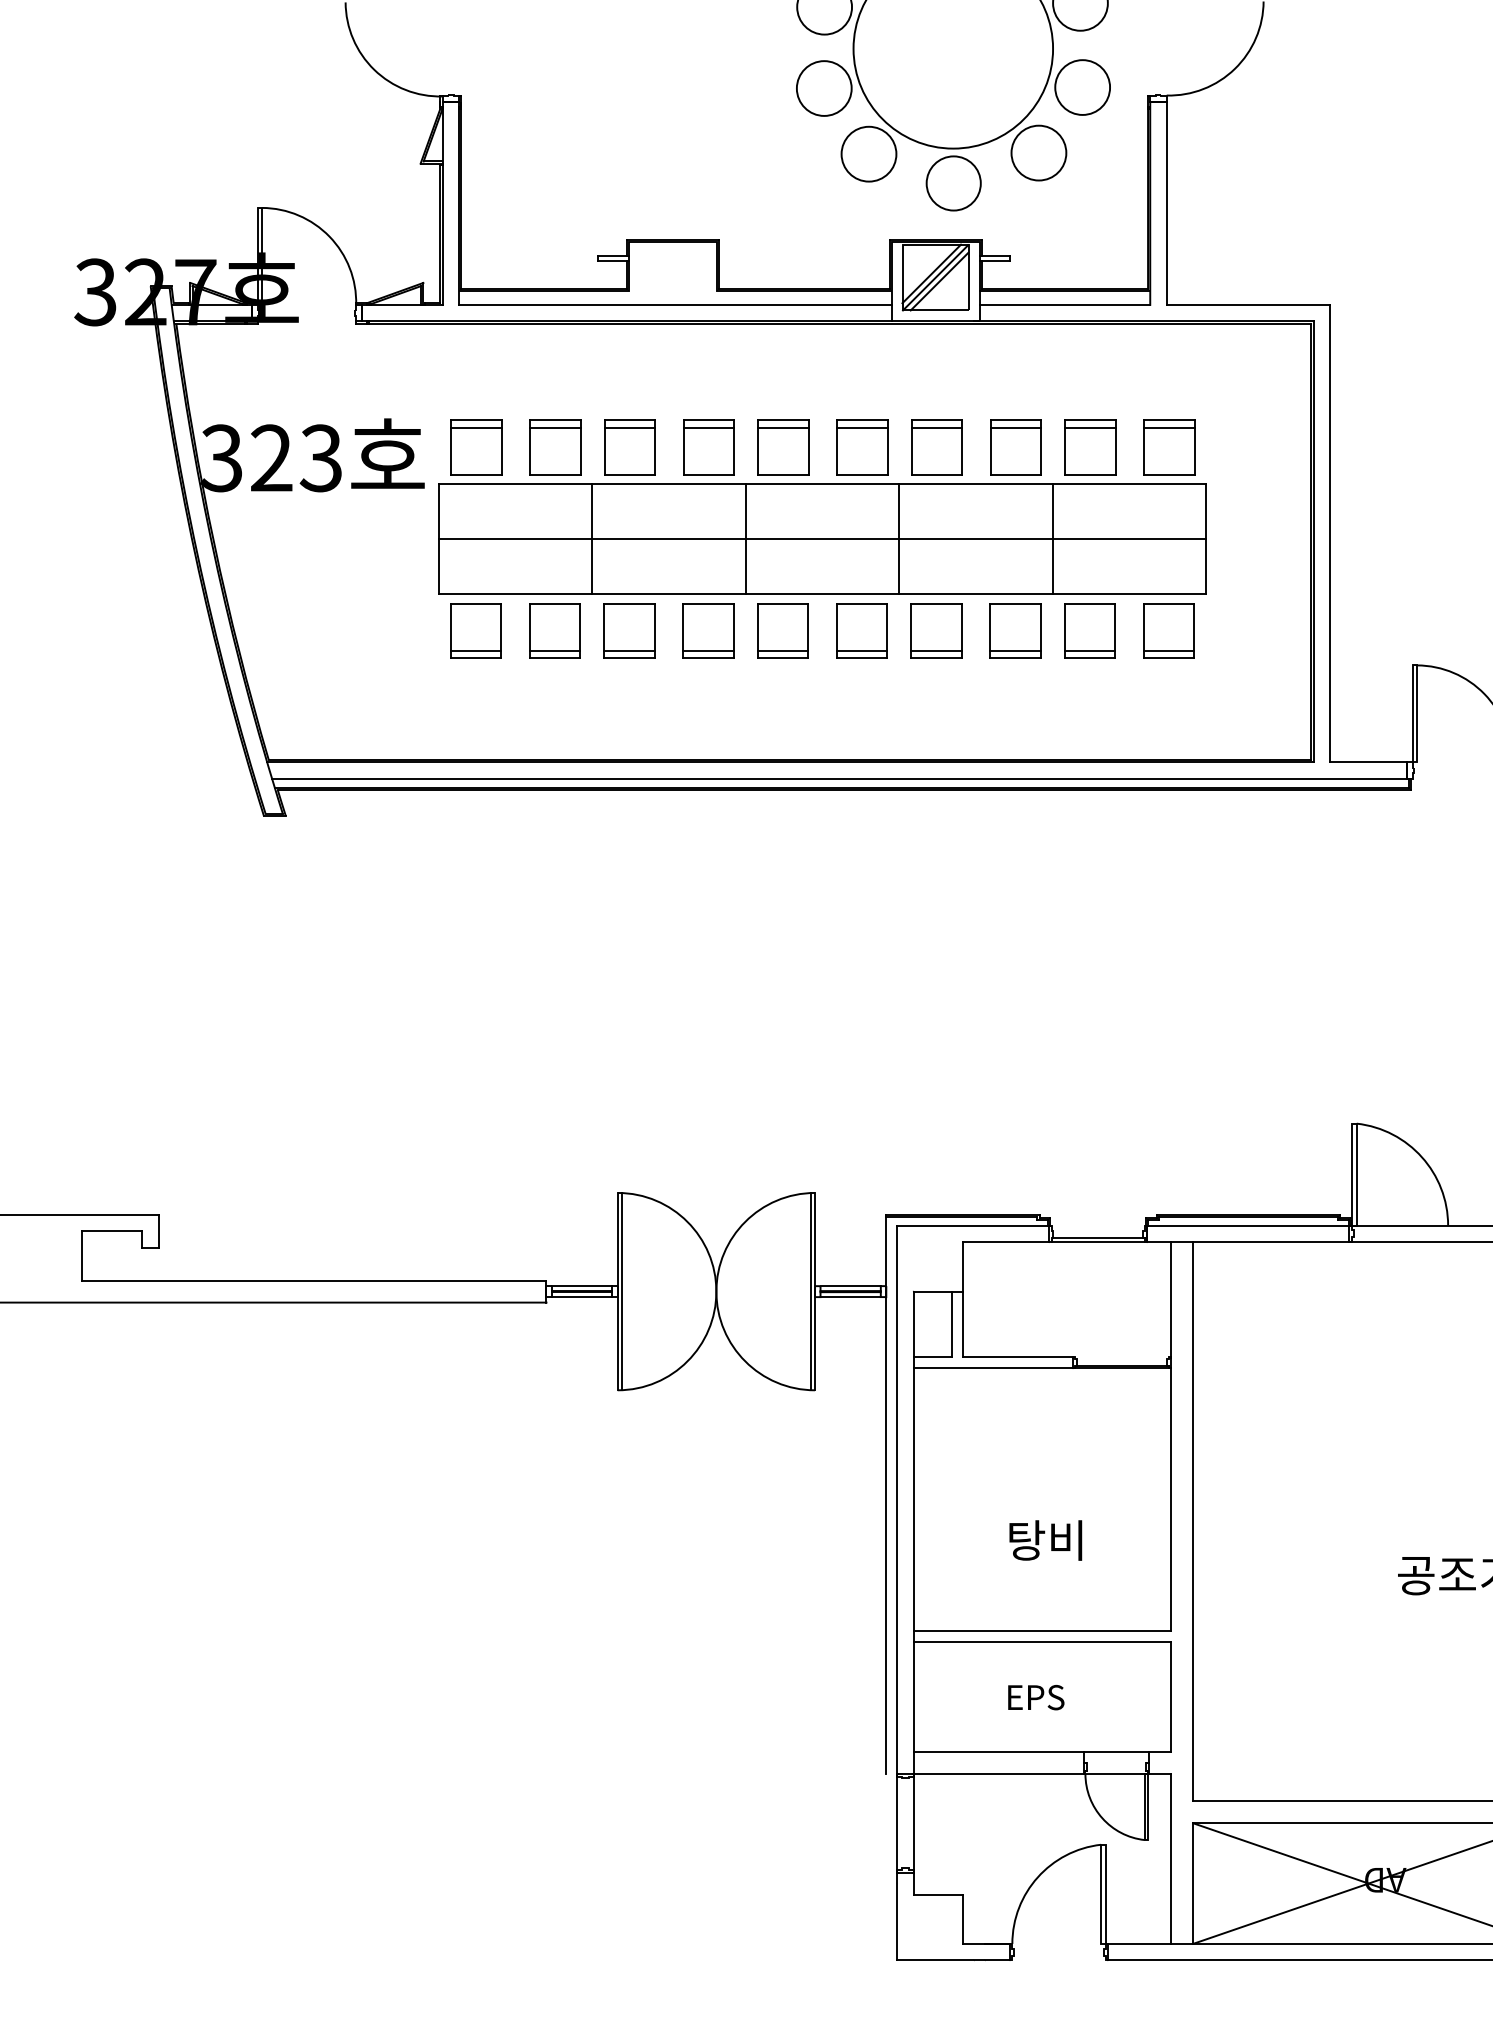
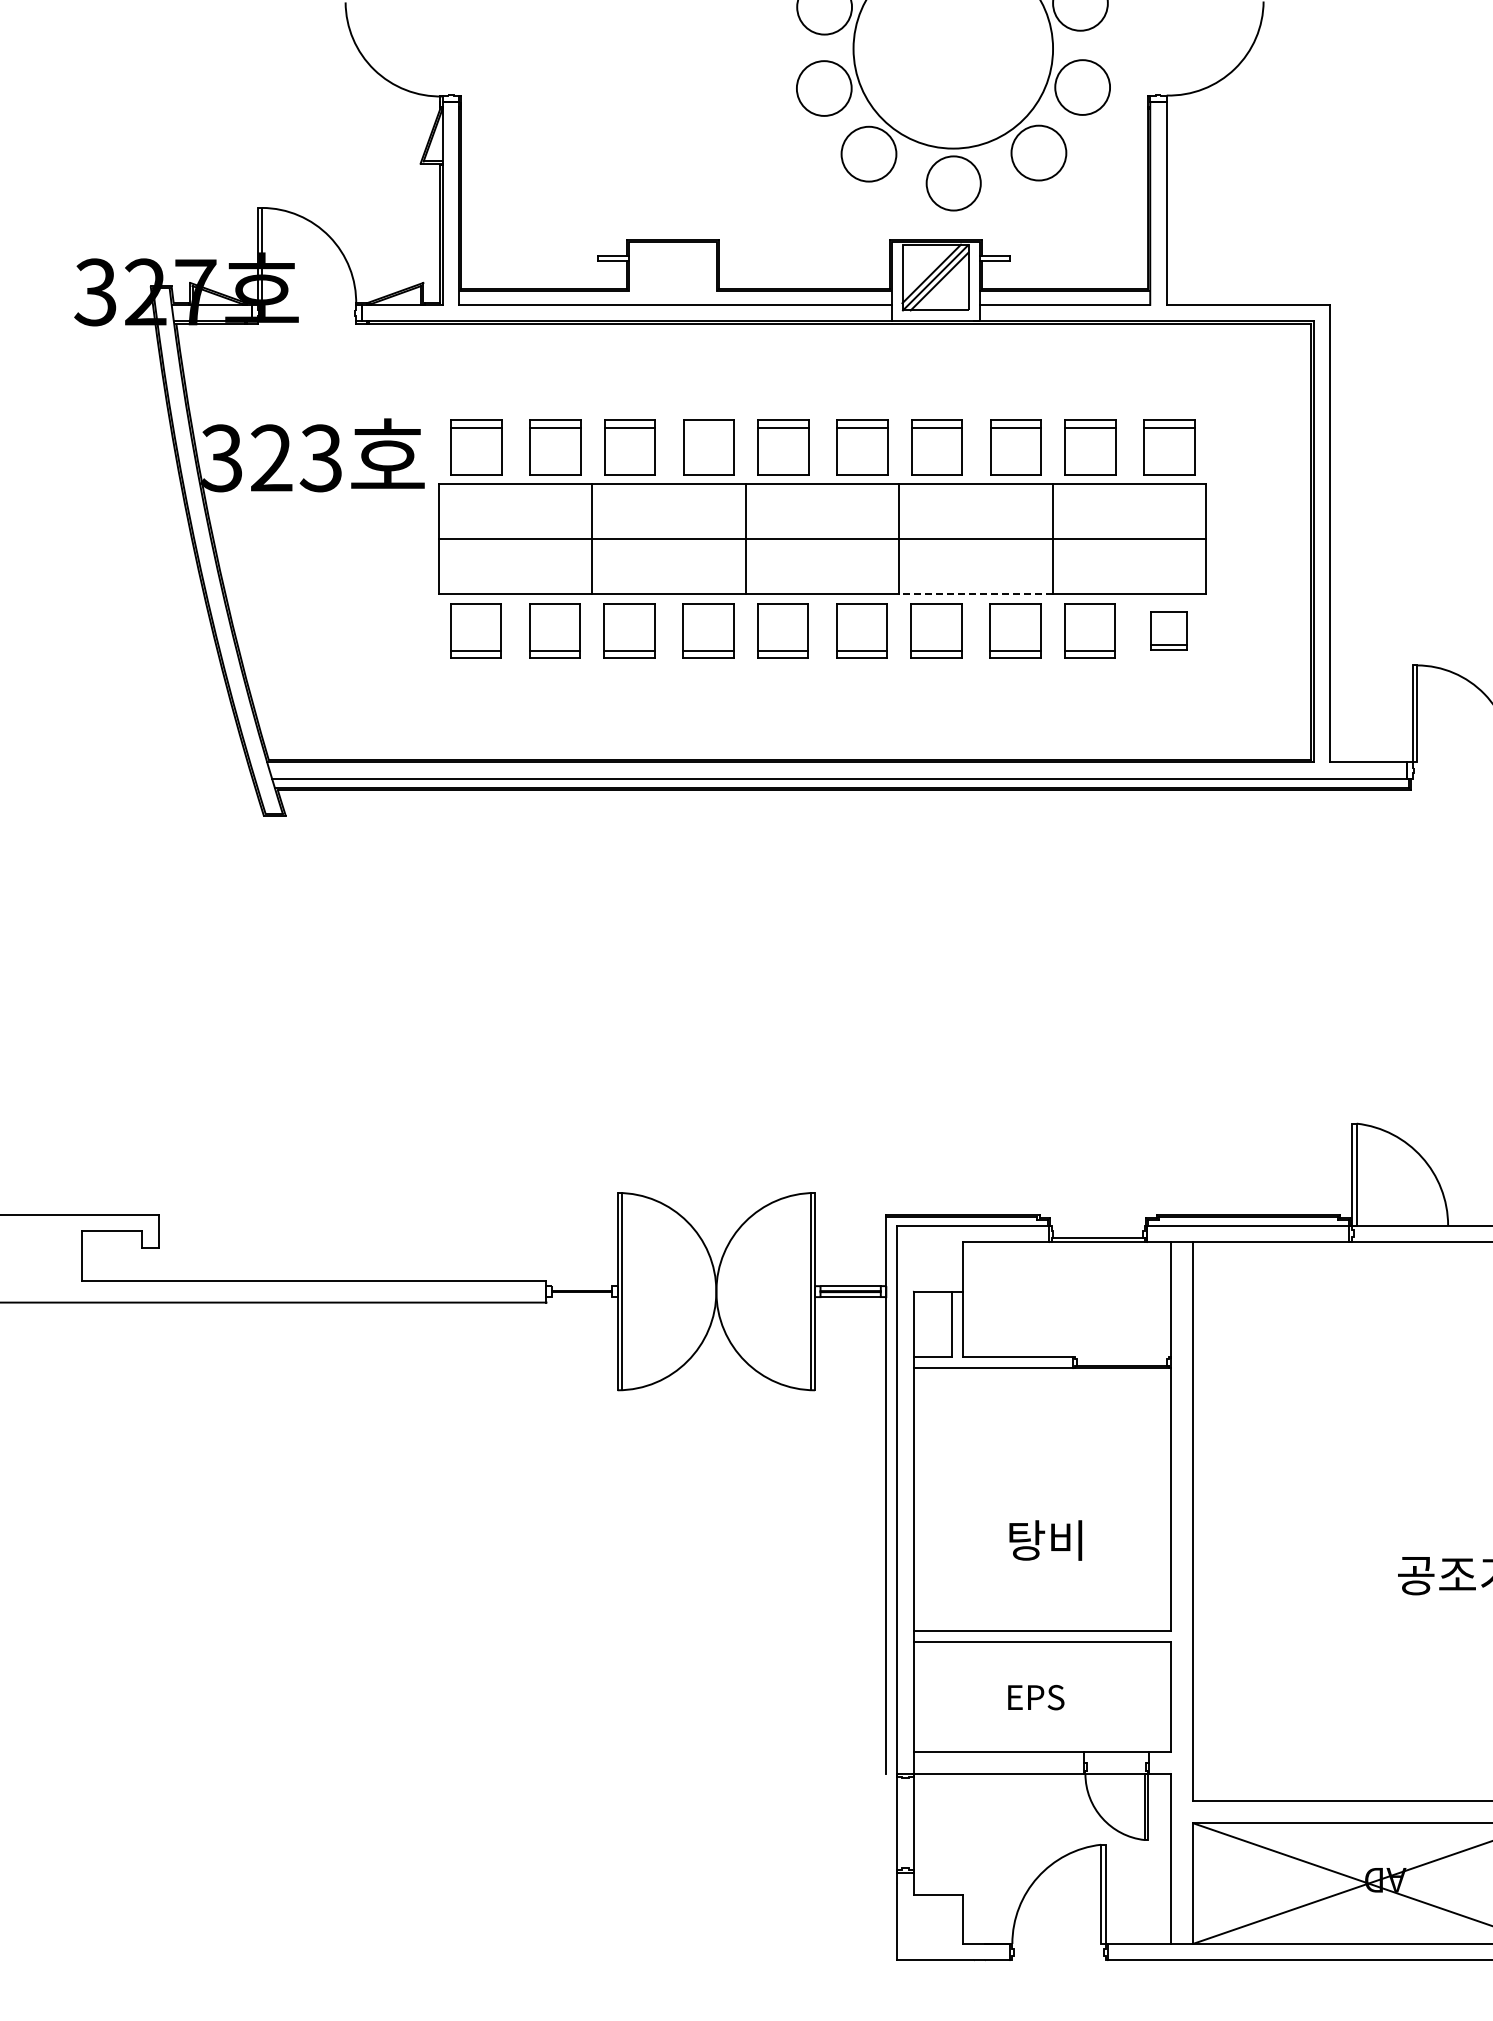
line: present -> none (708, 427)
line: solid -> dashed (976, 594)
part size: 52x56 px -> 38x40 px (1168, 630)
line: present -> none (581, 1286)
line: present -> none (581, 1297)
